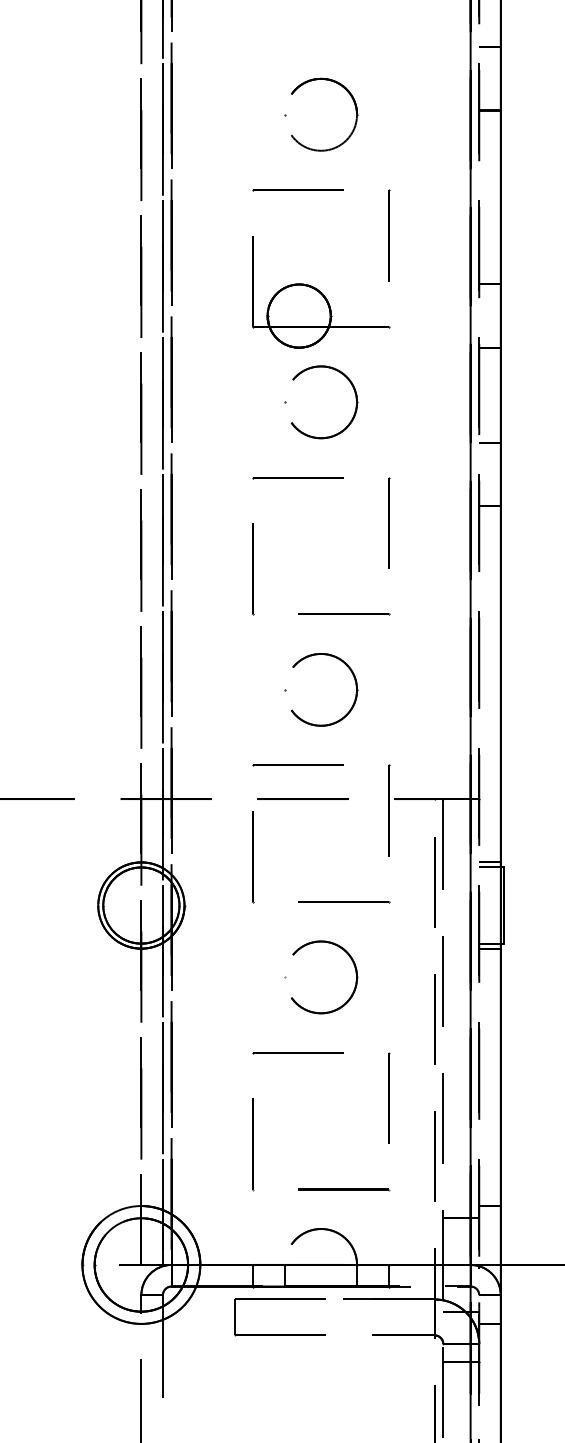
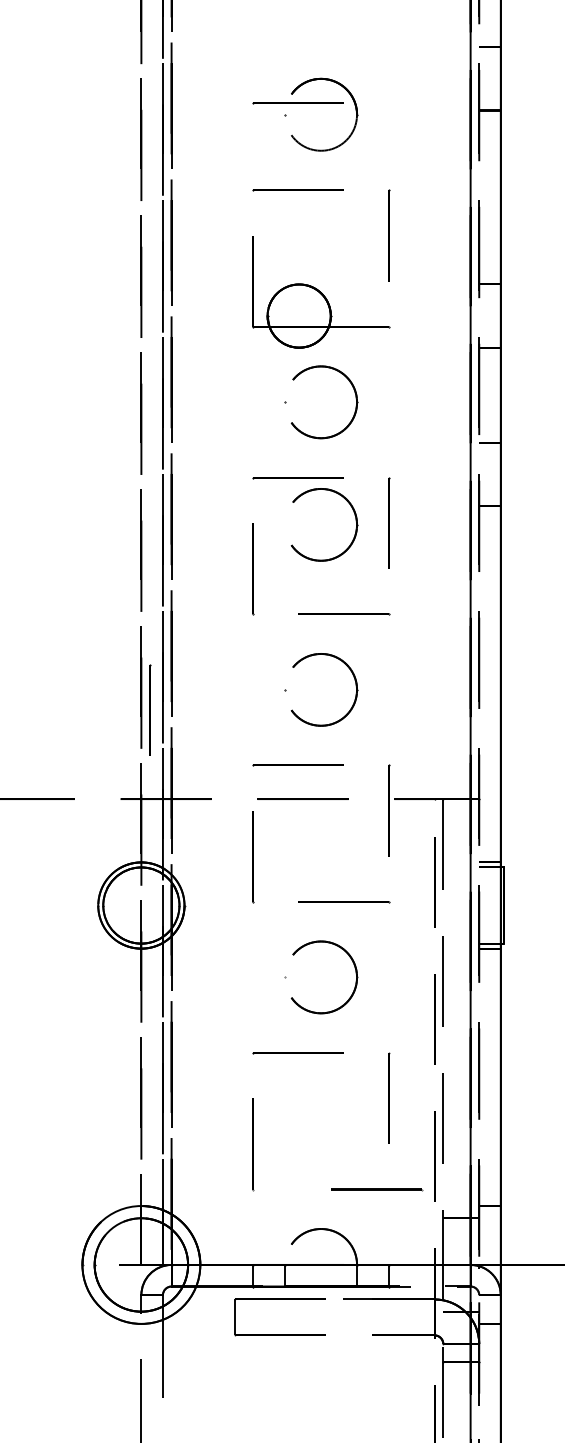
line: none -> present (297, 103)
part: none -> present (355, 520)
line: none -> present (150, 709)
line position: (344, 1189) -> (377, 1189) (377, 1189)
